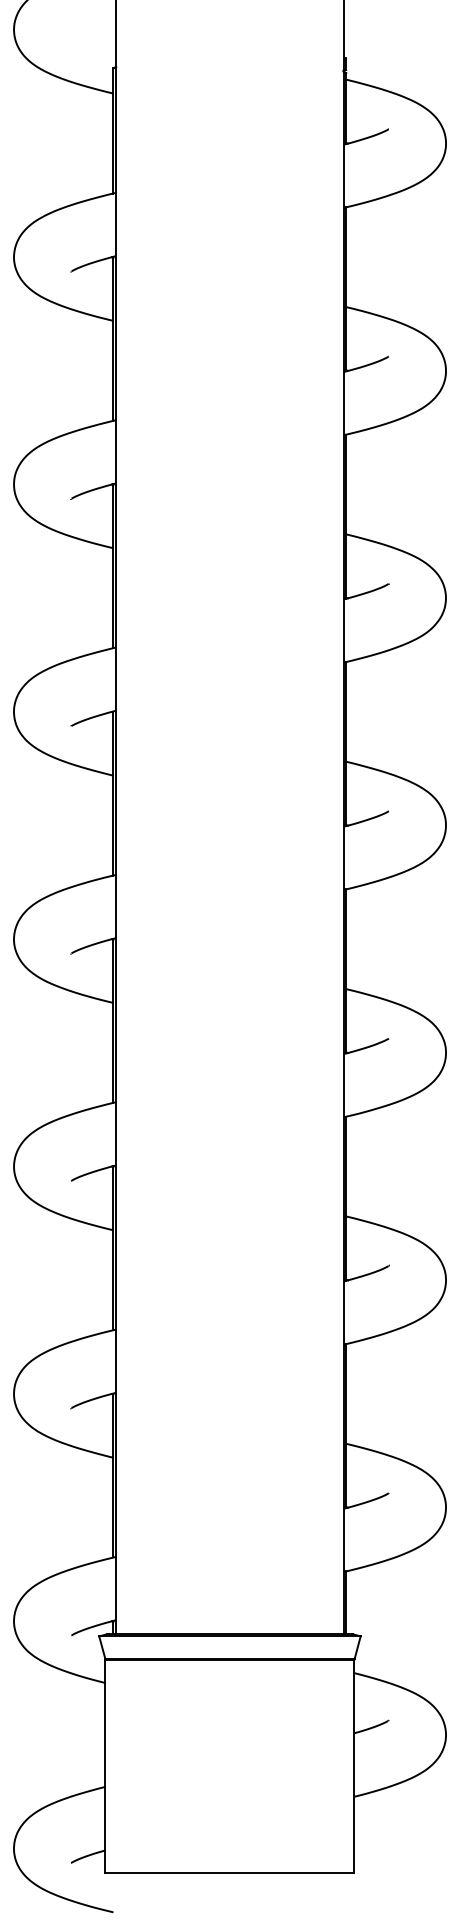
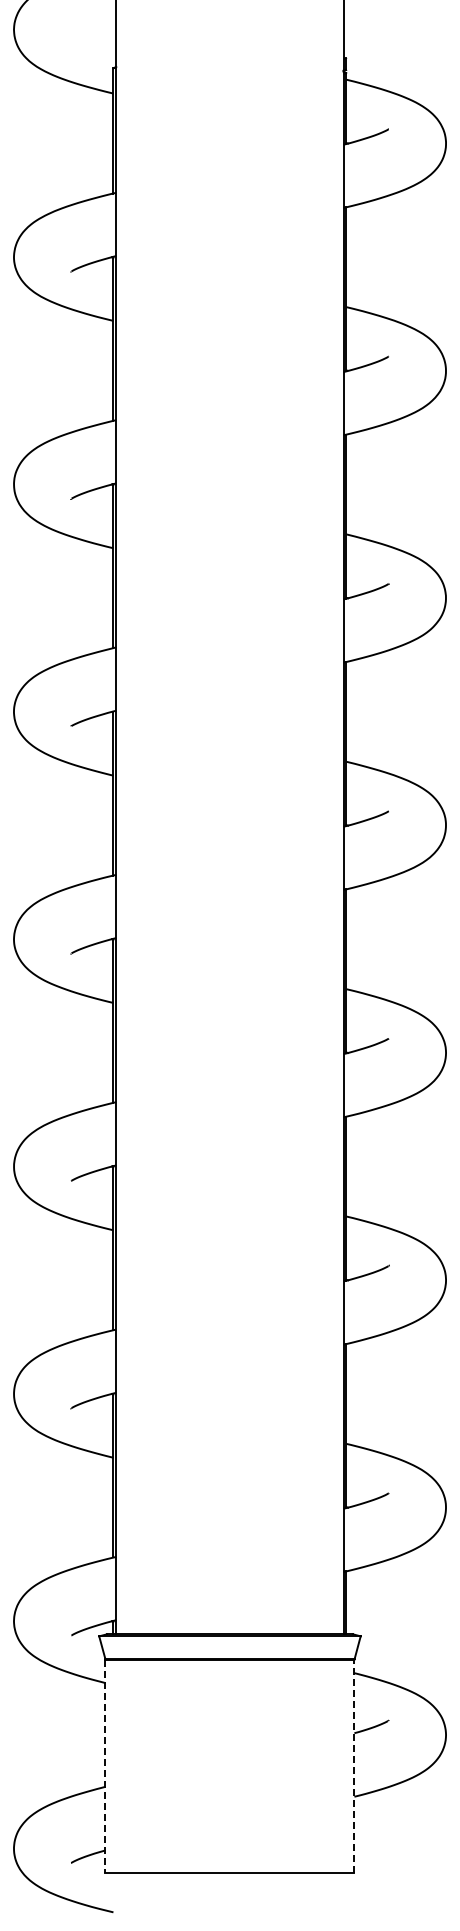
line: solid -> dashed (354, 1766)
line: solid -> dashed (105, 1767)
